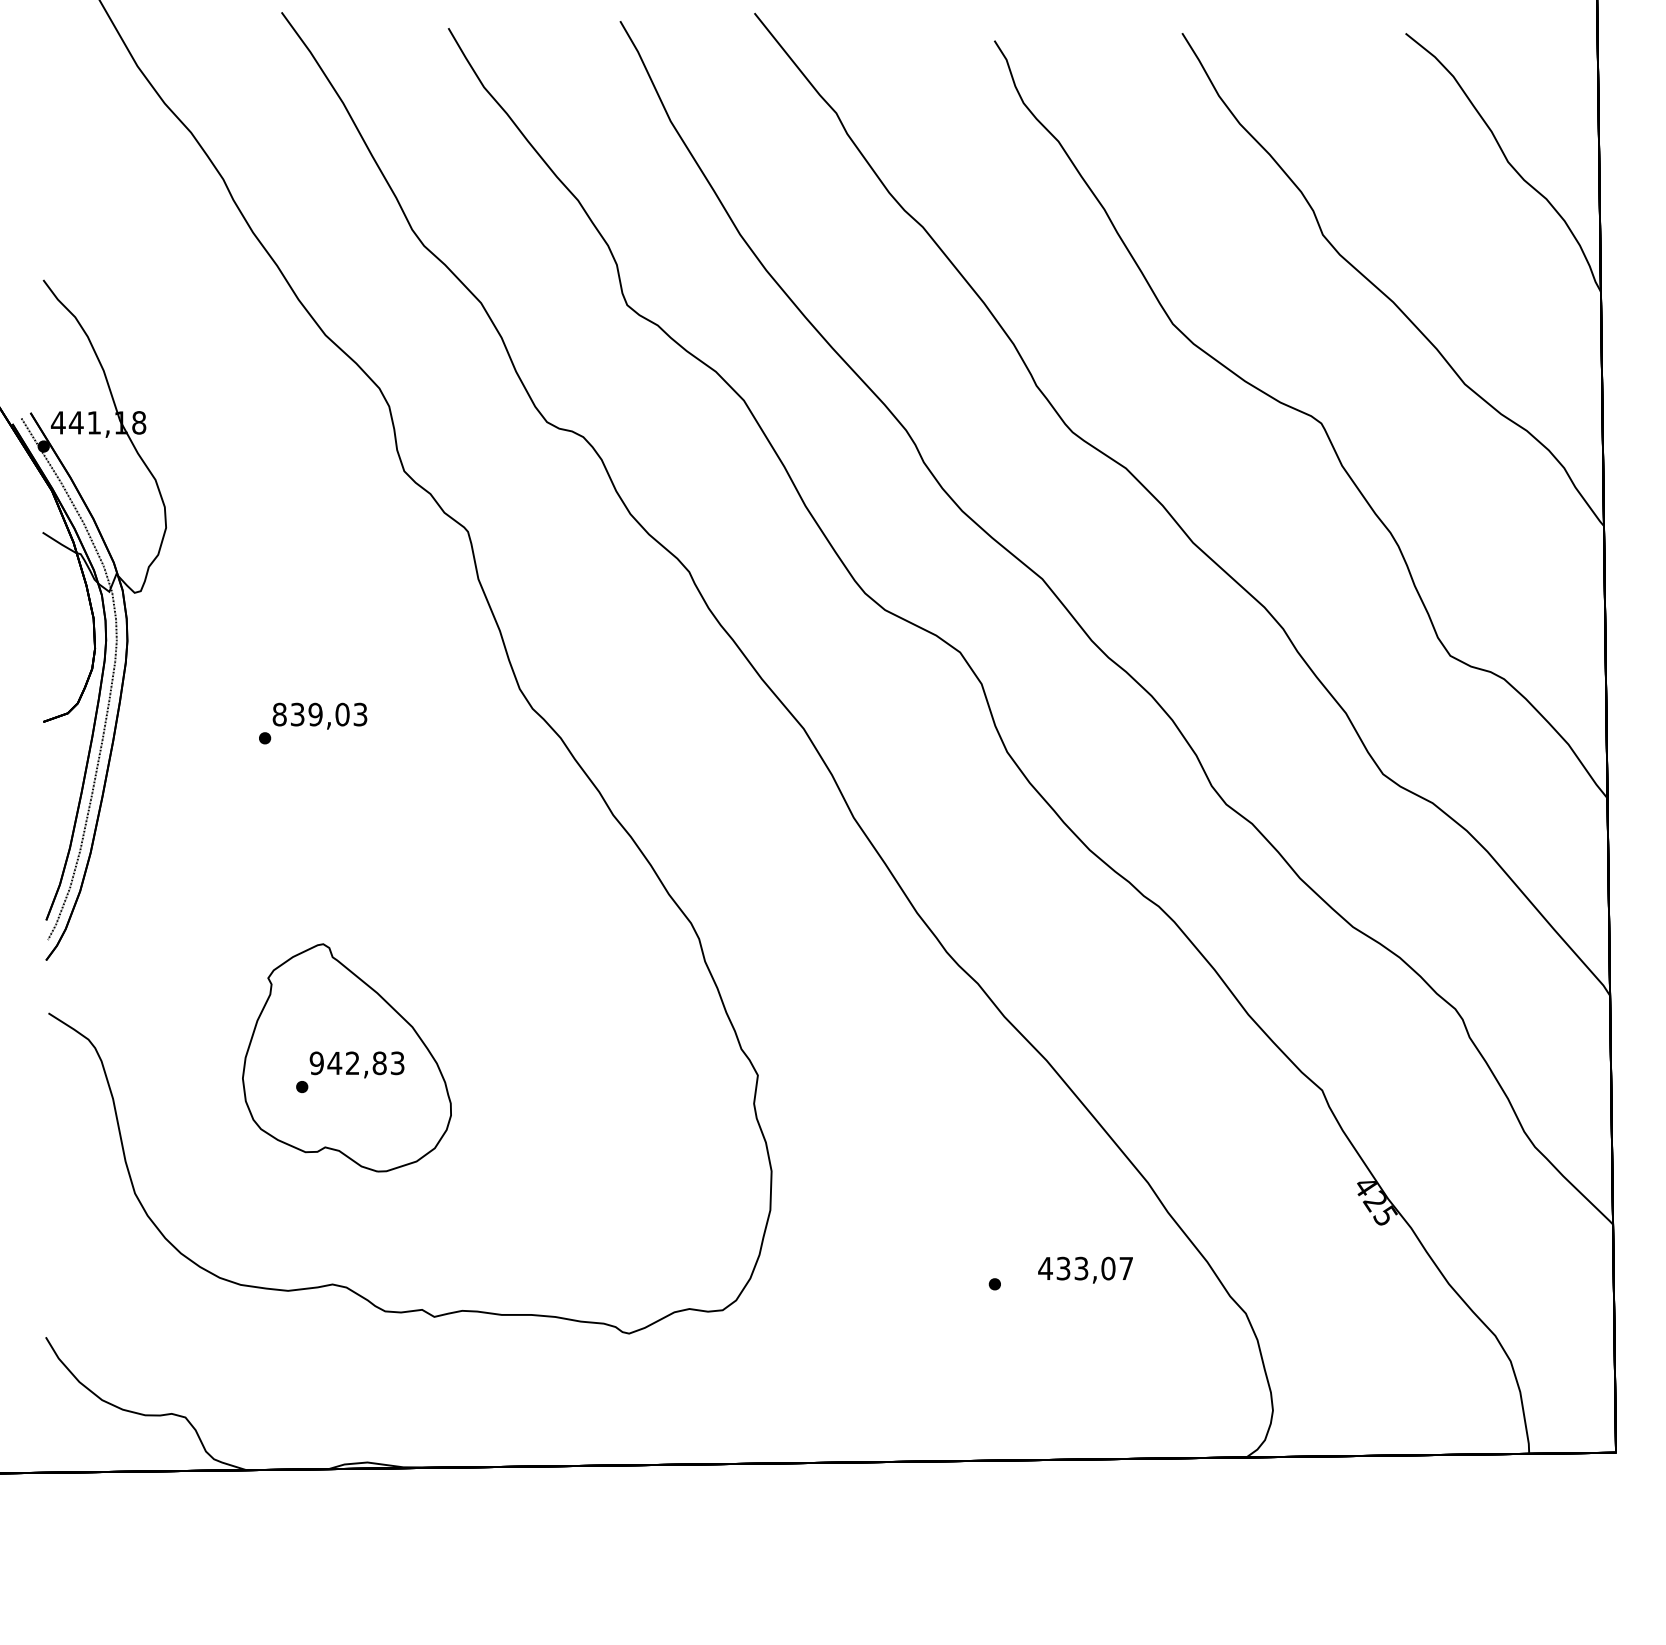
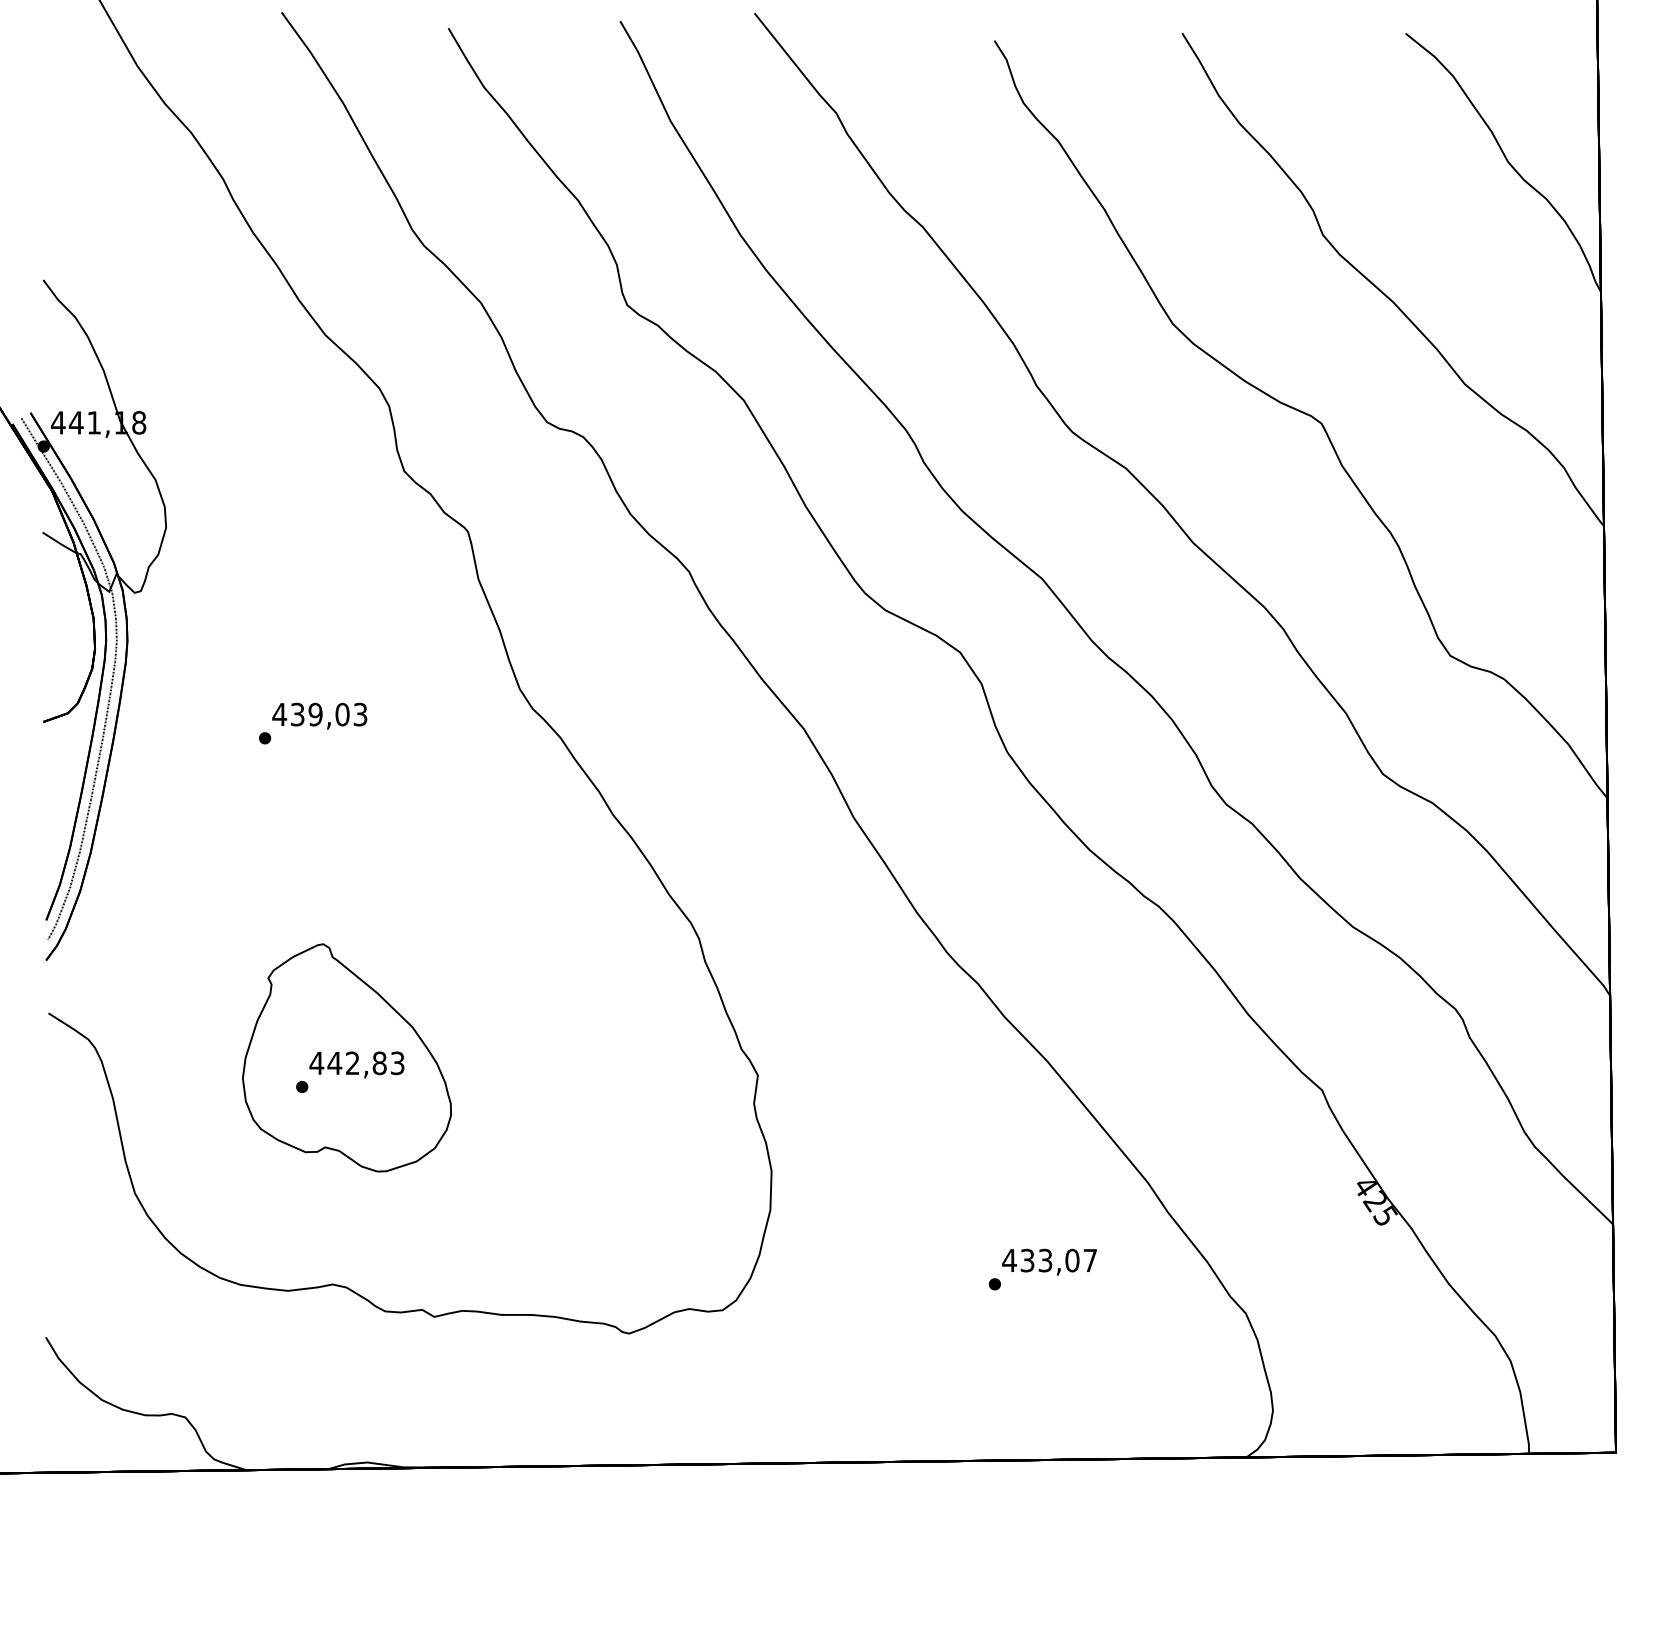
text: 839,03 -> 439,03 (279, 714)
text: 942,83 -> 442,83 (316, 1063)
text position: (1085, 1269) -> (1049, 1261) (1049, 1261)
